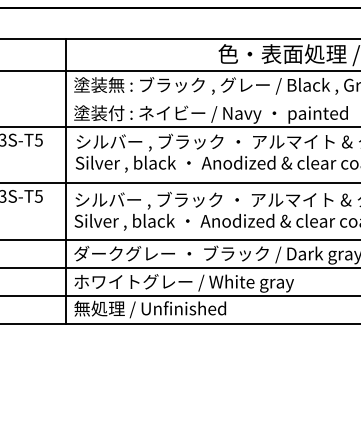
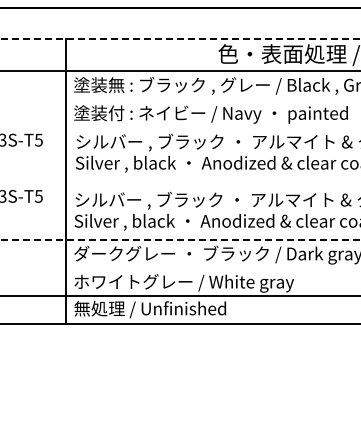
line: solid -> dashed (180, 38)
line: present -> none (179, 127)
line: present -> none (179, 183)
line: solid -> dashed (180, 239)
line: present -> none (179, 267)
